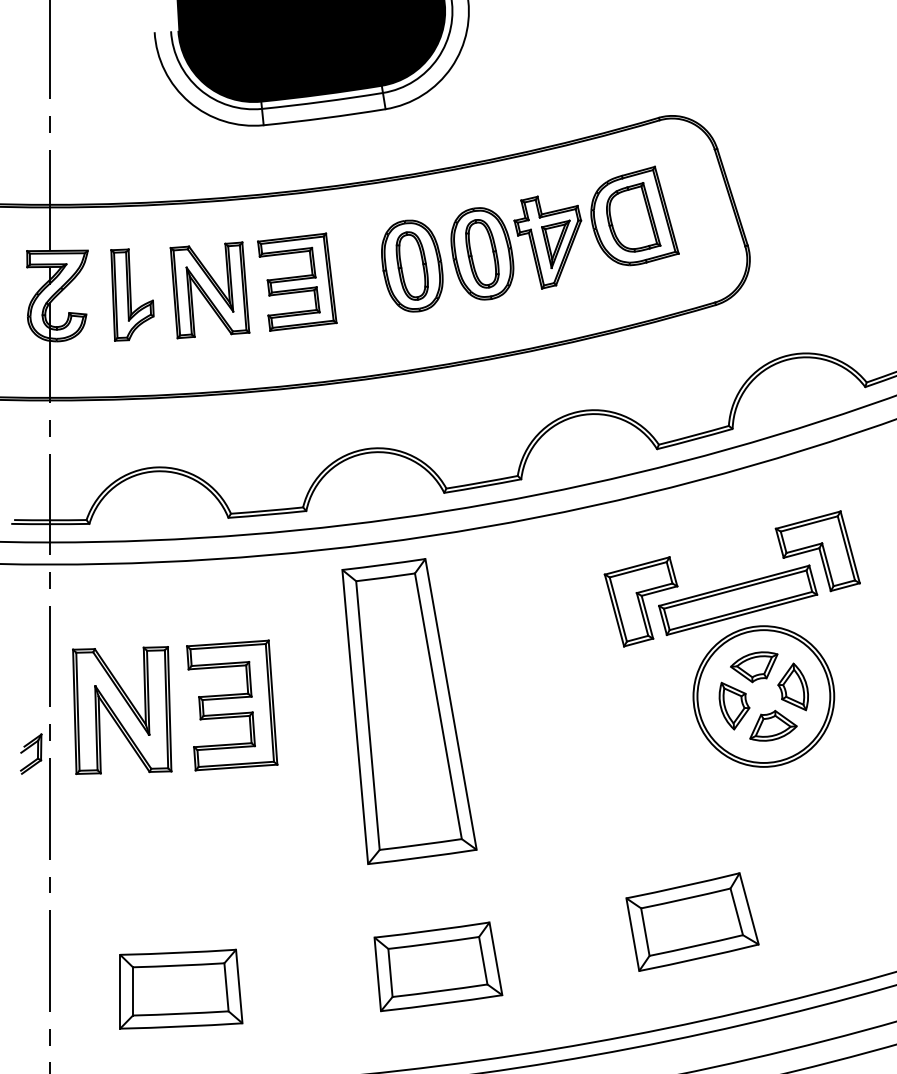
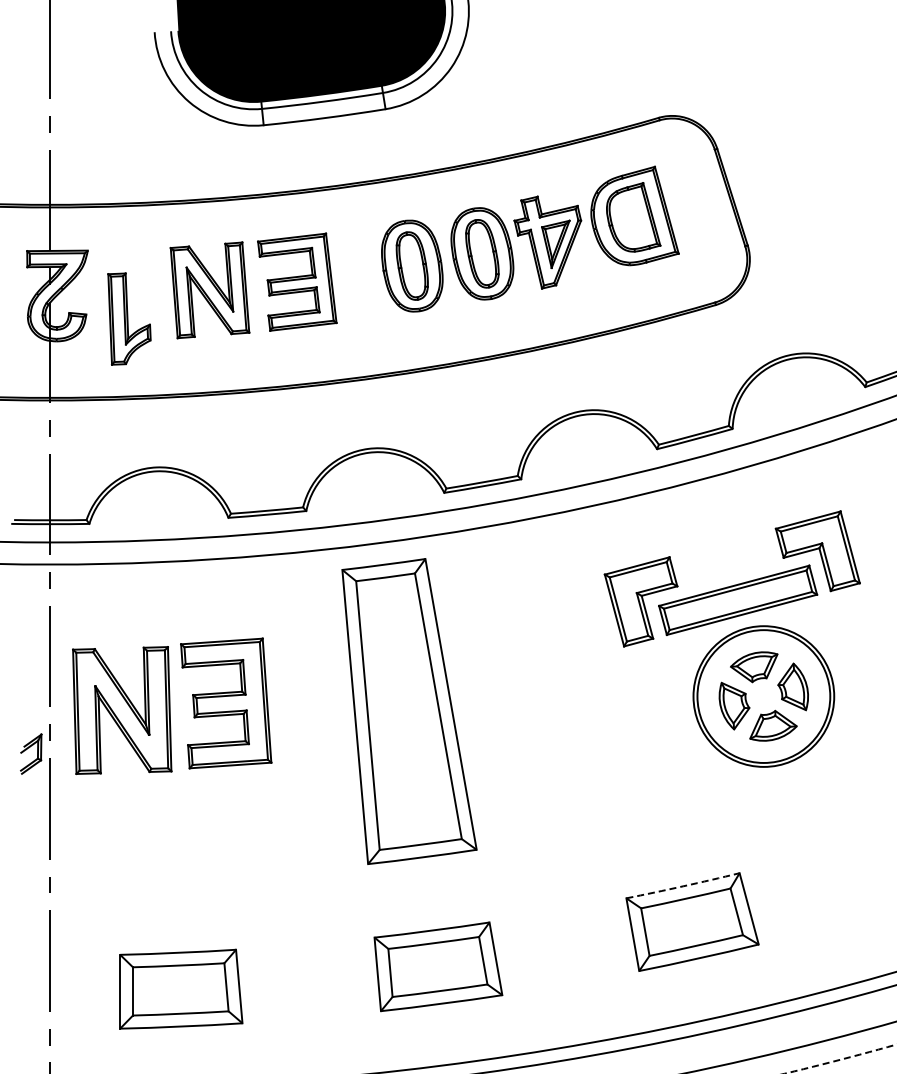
part position: (132, 294) -> (129, 318) (129, 318)
part position: (232, 705) -> (226, 703) (226, 703)
arc: solid -> dashed (683, 886)
circle: solid -> dashed (839, 1058)
